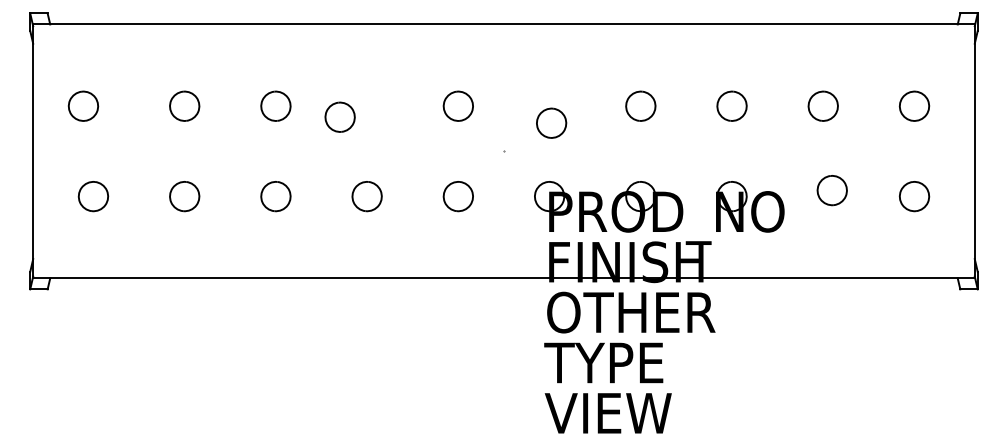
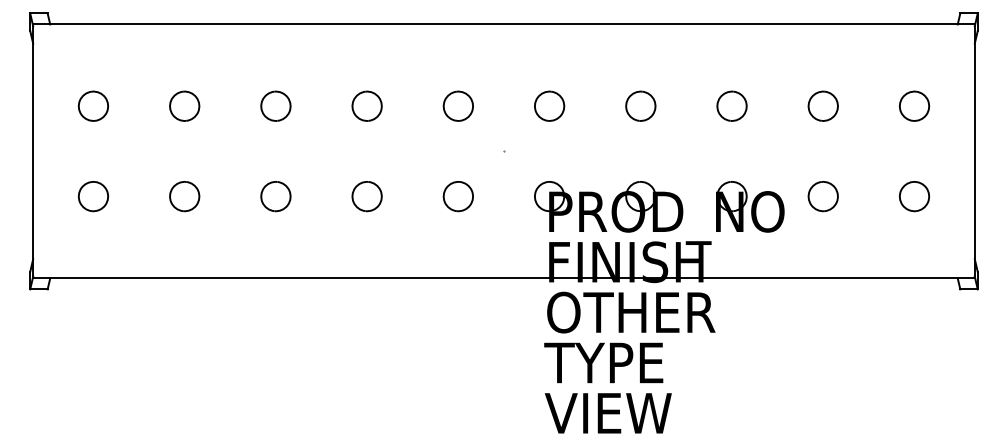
part position: (83, 105) -> (93, 105) (93, 105)
part position: (339, 116) -> (366, 105) (366, 105)
part position: (551, 122) -> (549, 105) (549, 105)
part position: (831, 190) -> (822, 196) (822, 196)
